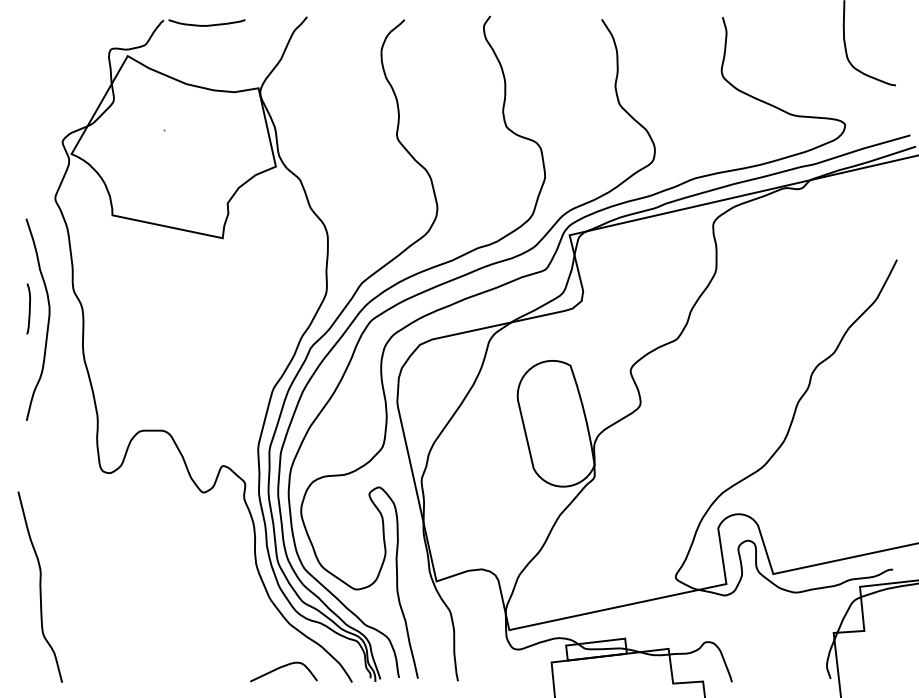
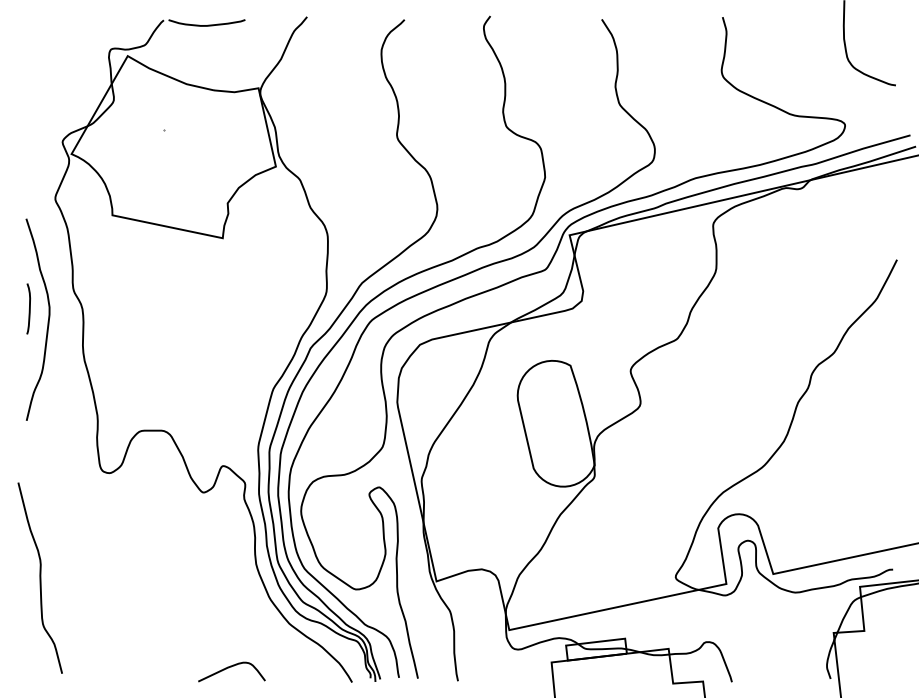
curve position: (39, 586) -> (39, 577) (39, 577)
curve position: (283, 667) -> (231, 667) (231, 667)
